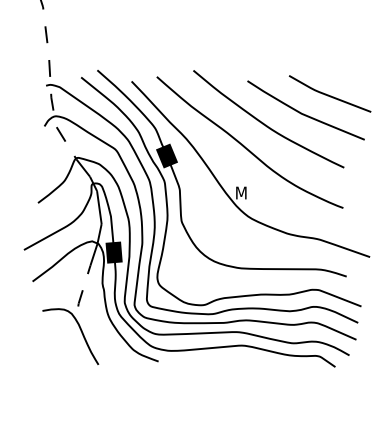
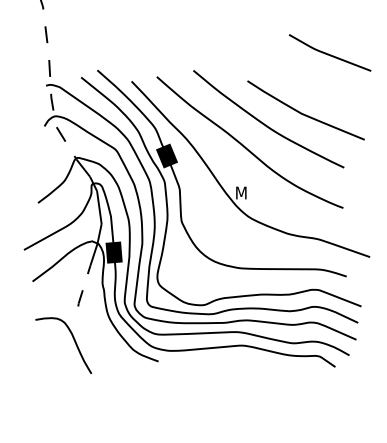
line position: (328, 94) -> (328, 53) (328, 53)
curve position: (80, 331) -> (73, 340) (73, 340)
